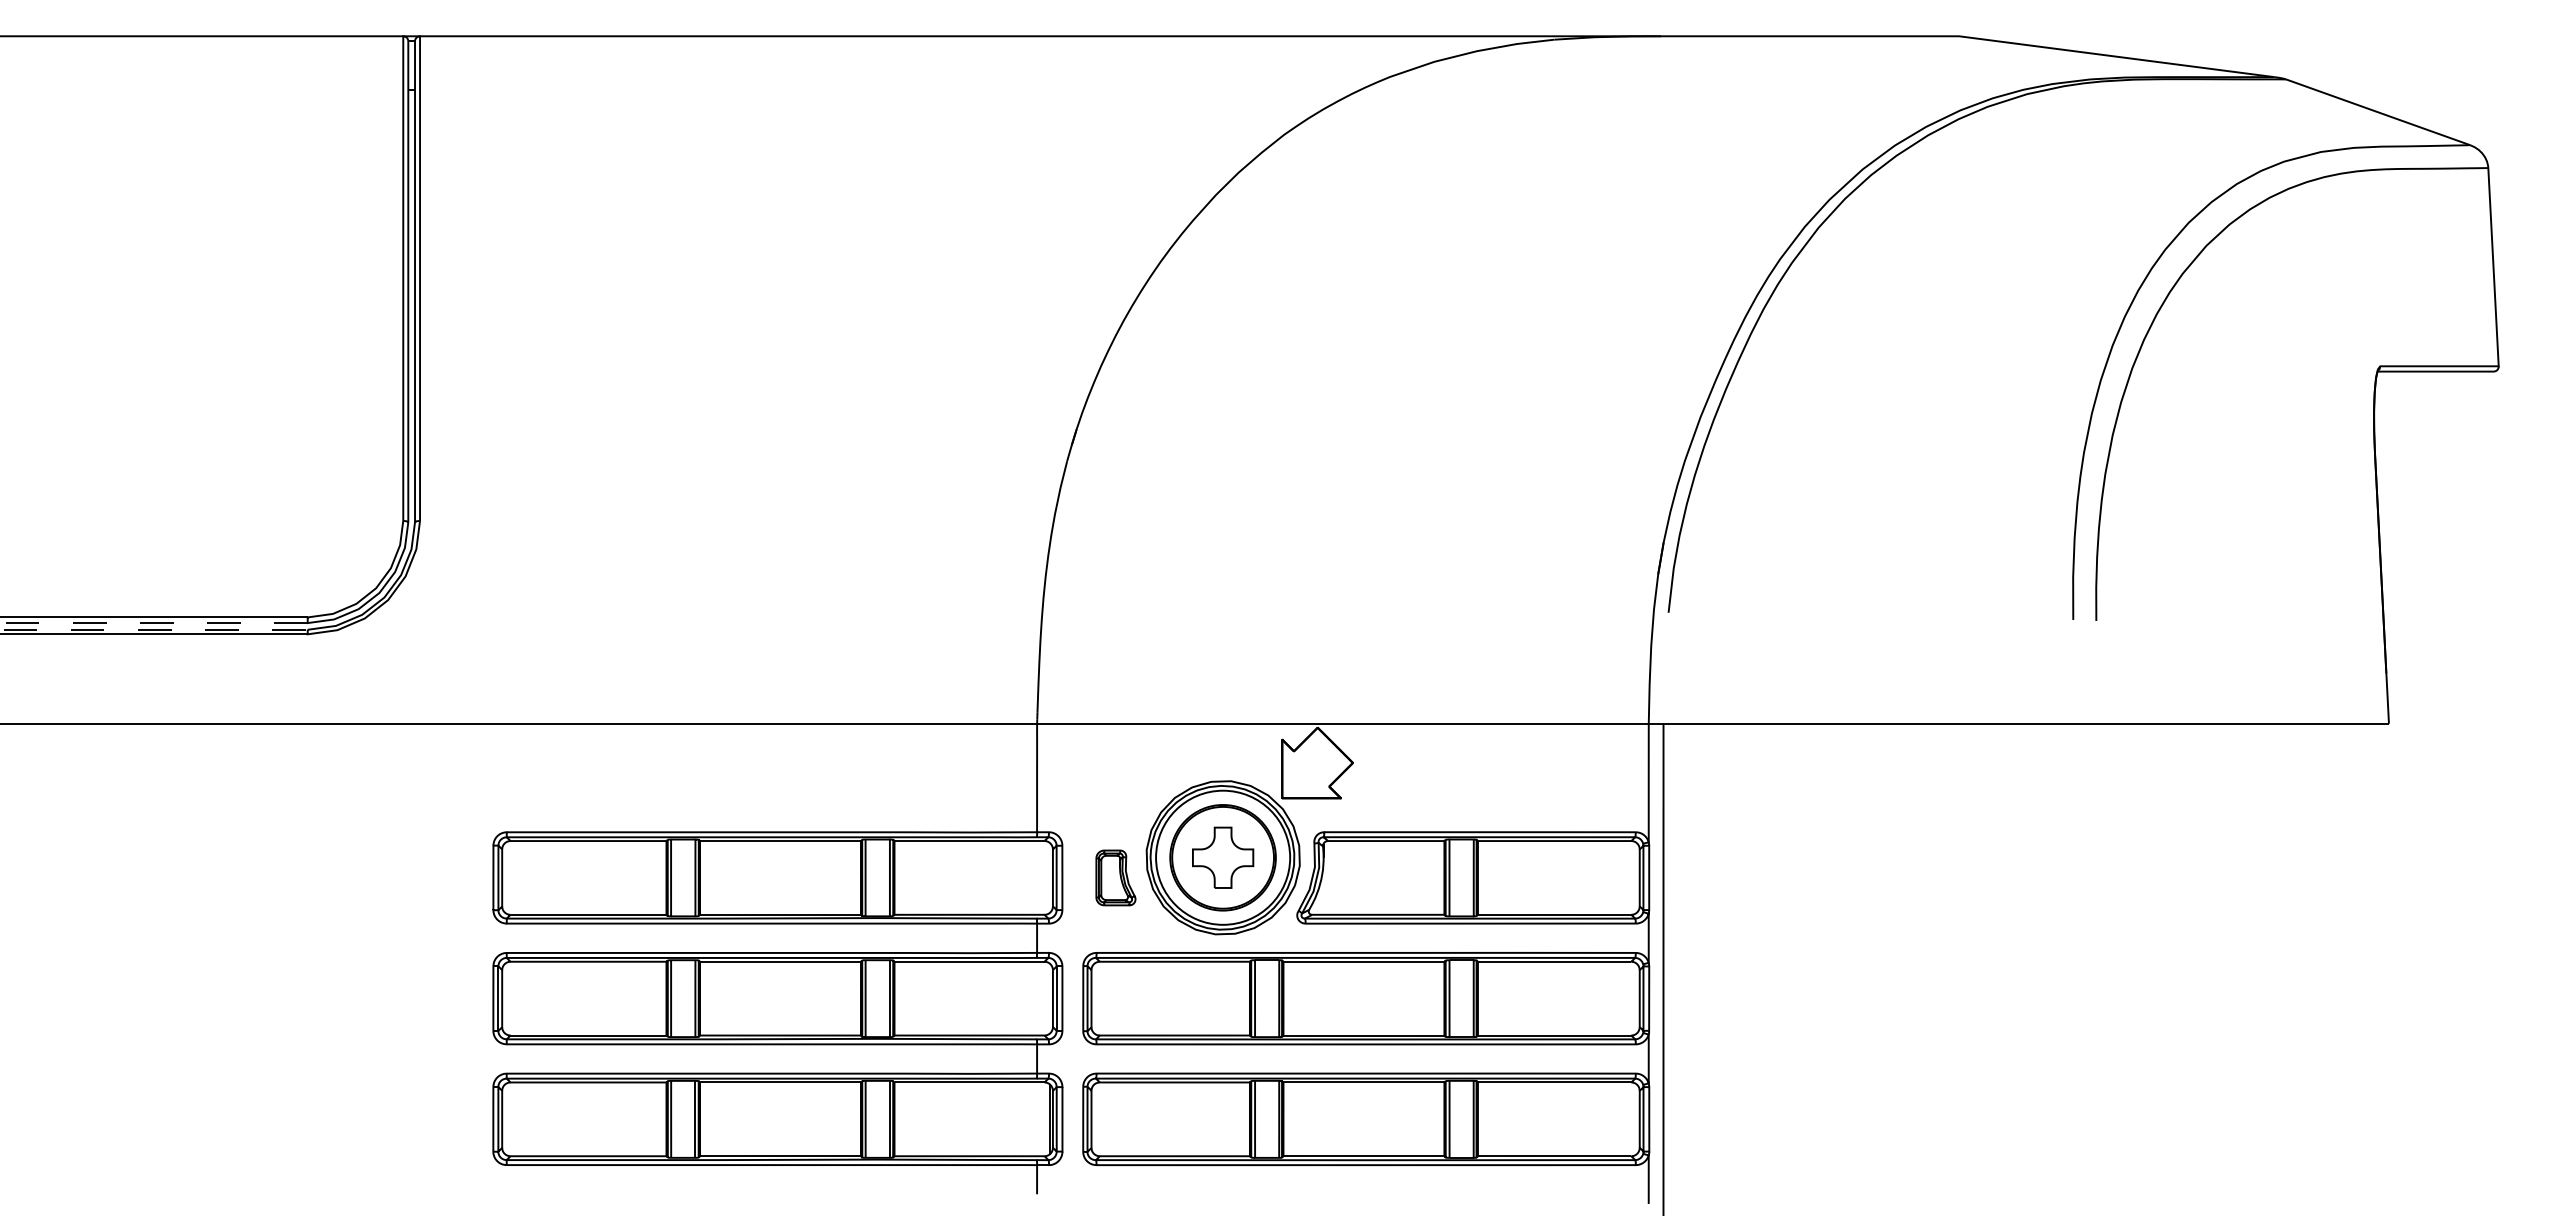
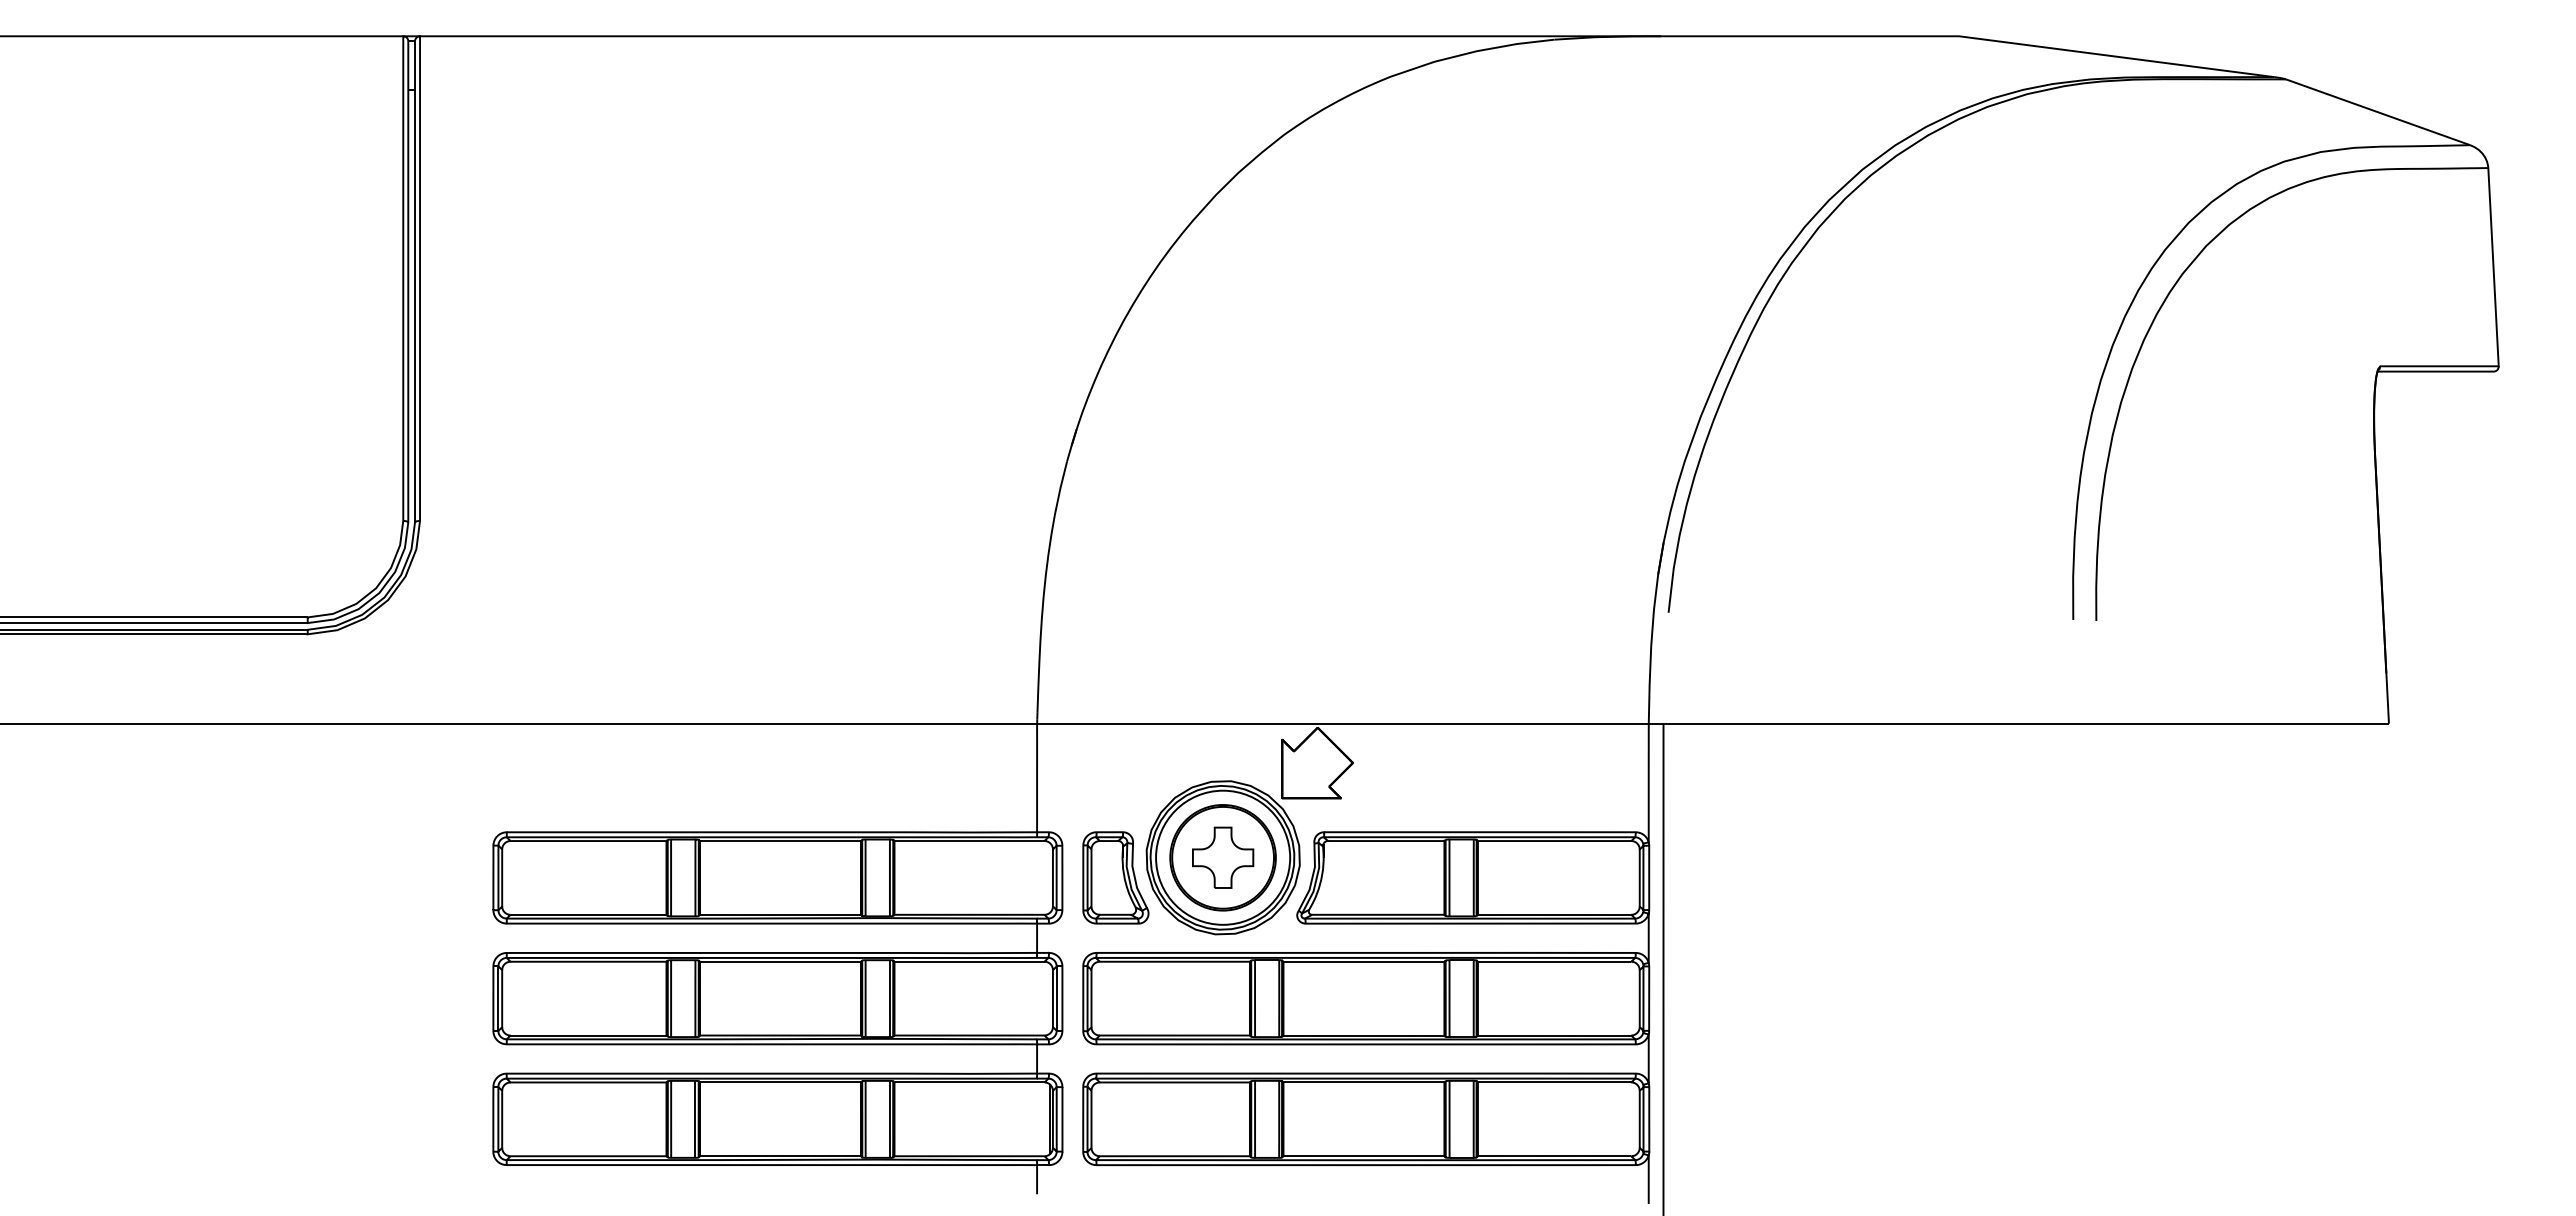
line: dashed -> solid (153, 623)
line: dashed -> solid (154, 629)
part size: 42x58 px -> 68x94 px (1115, 877)
